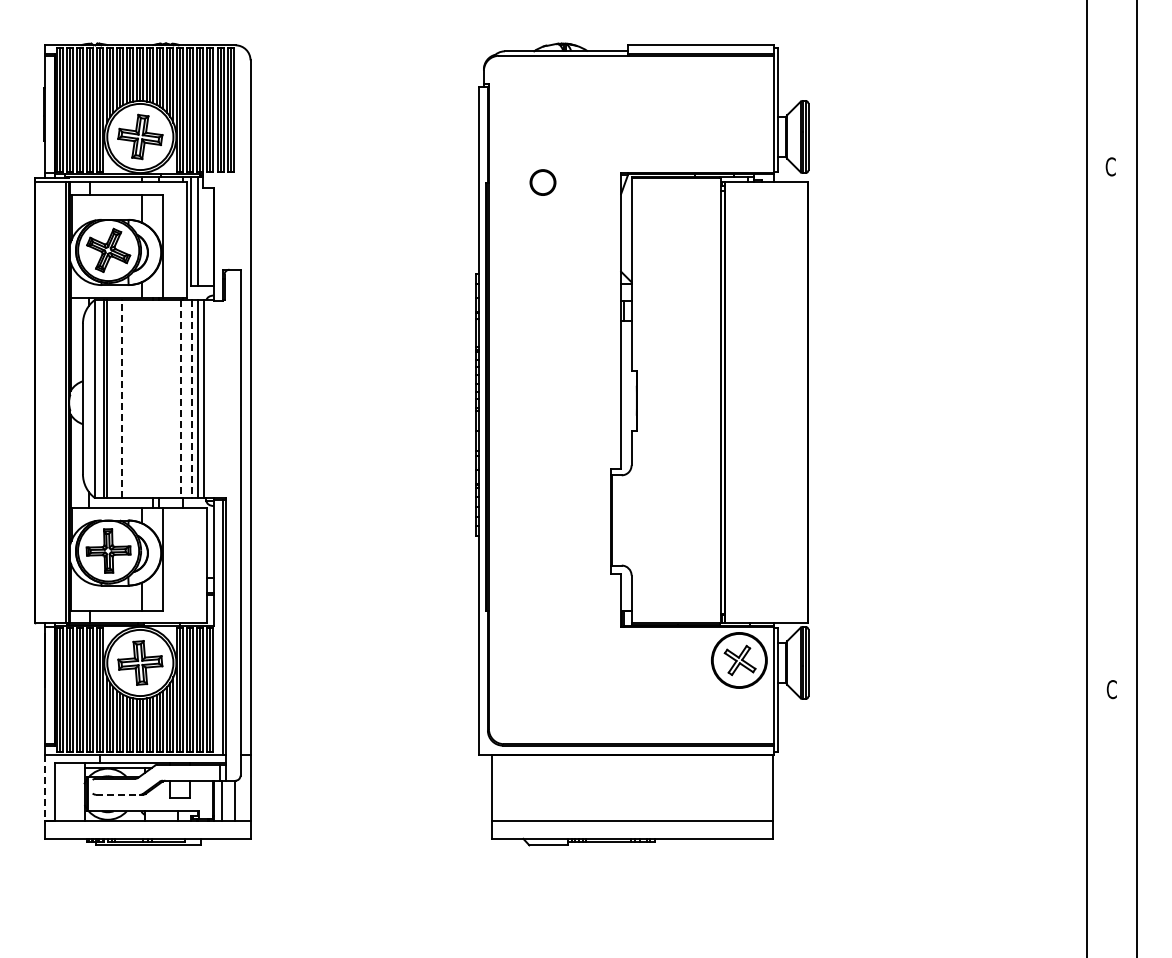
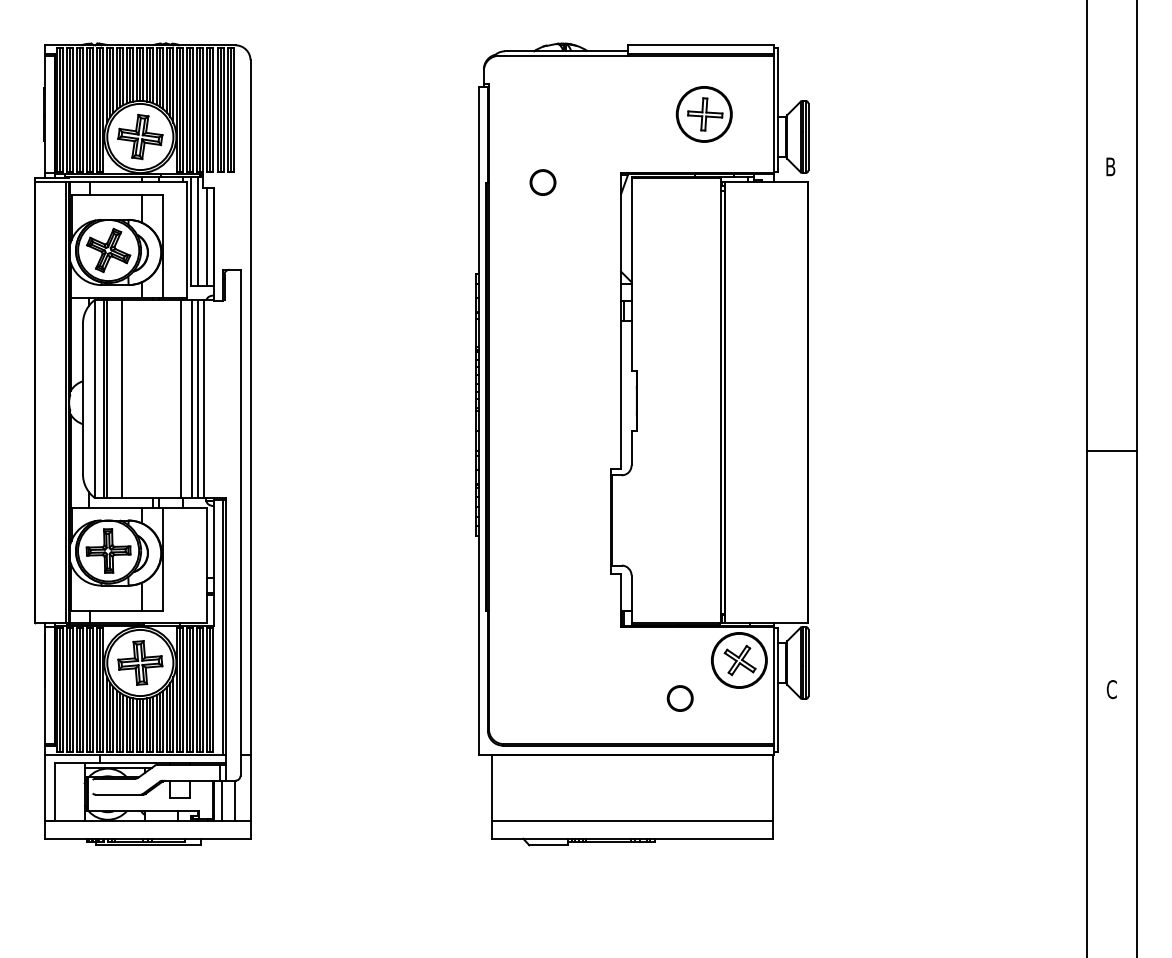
part: none -> present (703, 114)
text: C -> B (1110, 166)
line: none -> present (206, 236)
line: dashed -> solid (121, 398)
line: dashed -> solid (180, 399)
line: dashed -> solid (191, 399)
line: none -> present (1111, 450)
circle: none -> present (679, 698)
line: dashed -> solid (45, 788)
line: dashed -> solid (118, 794)
